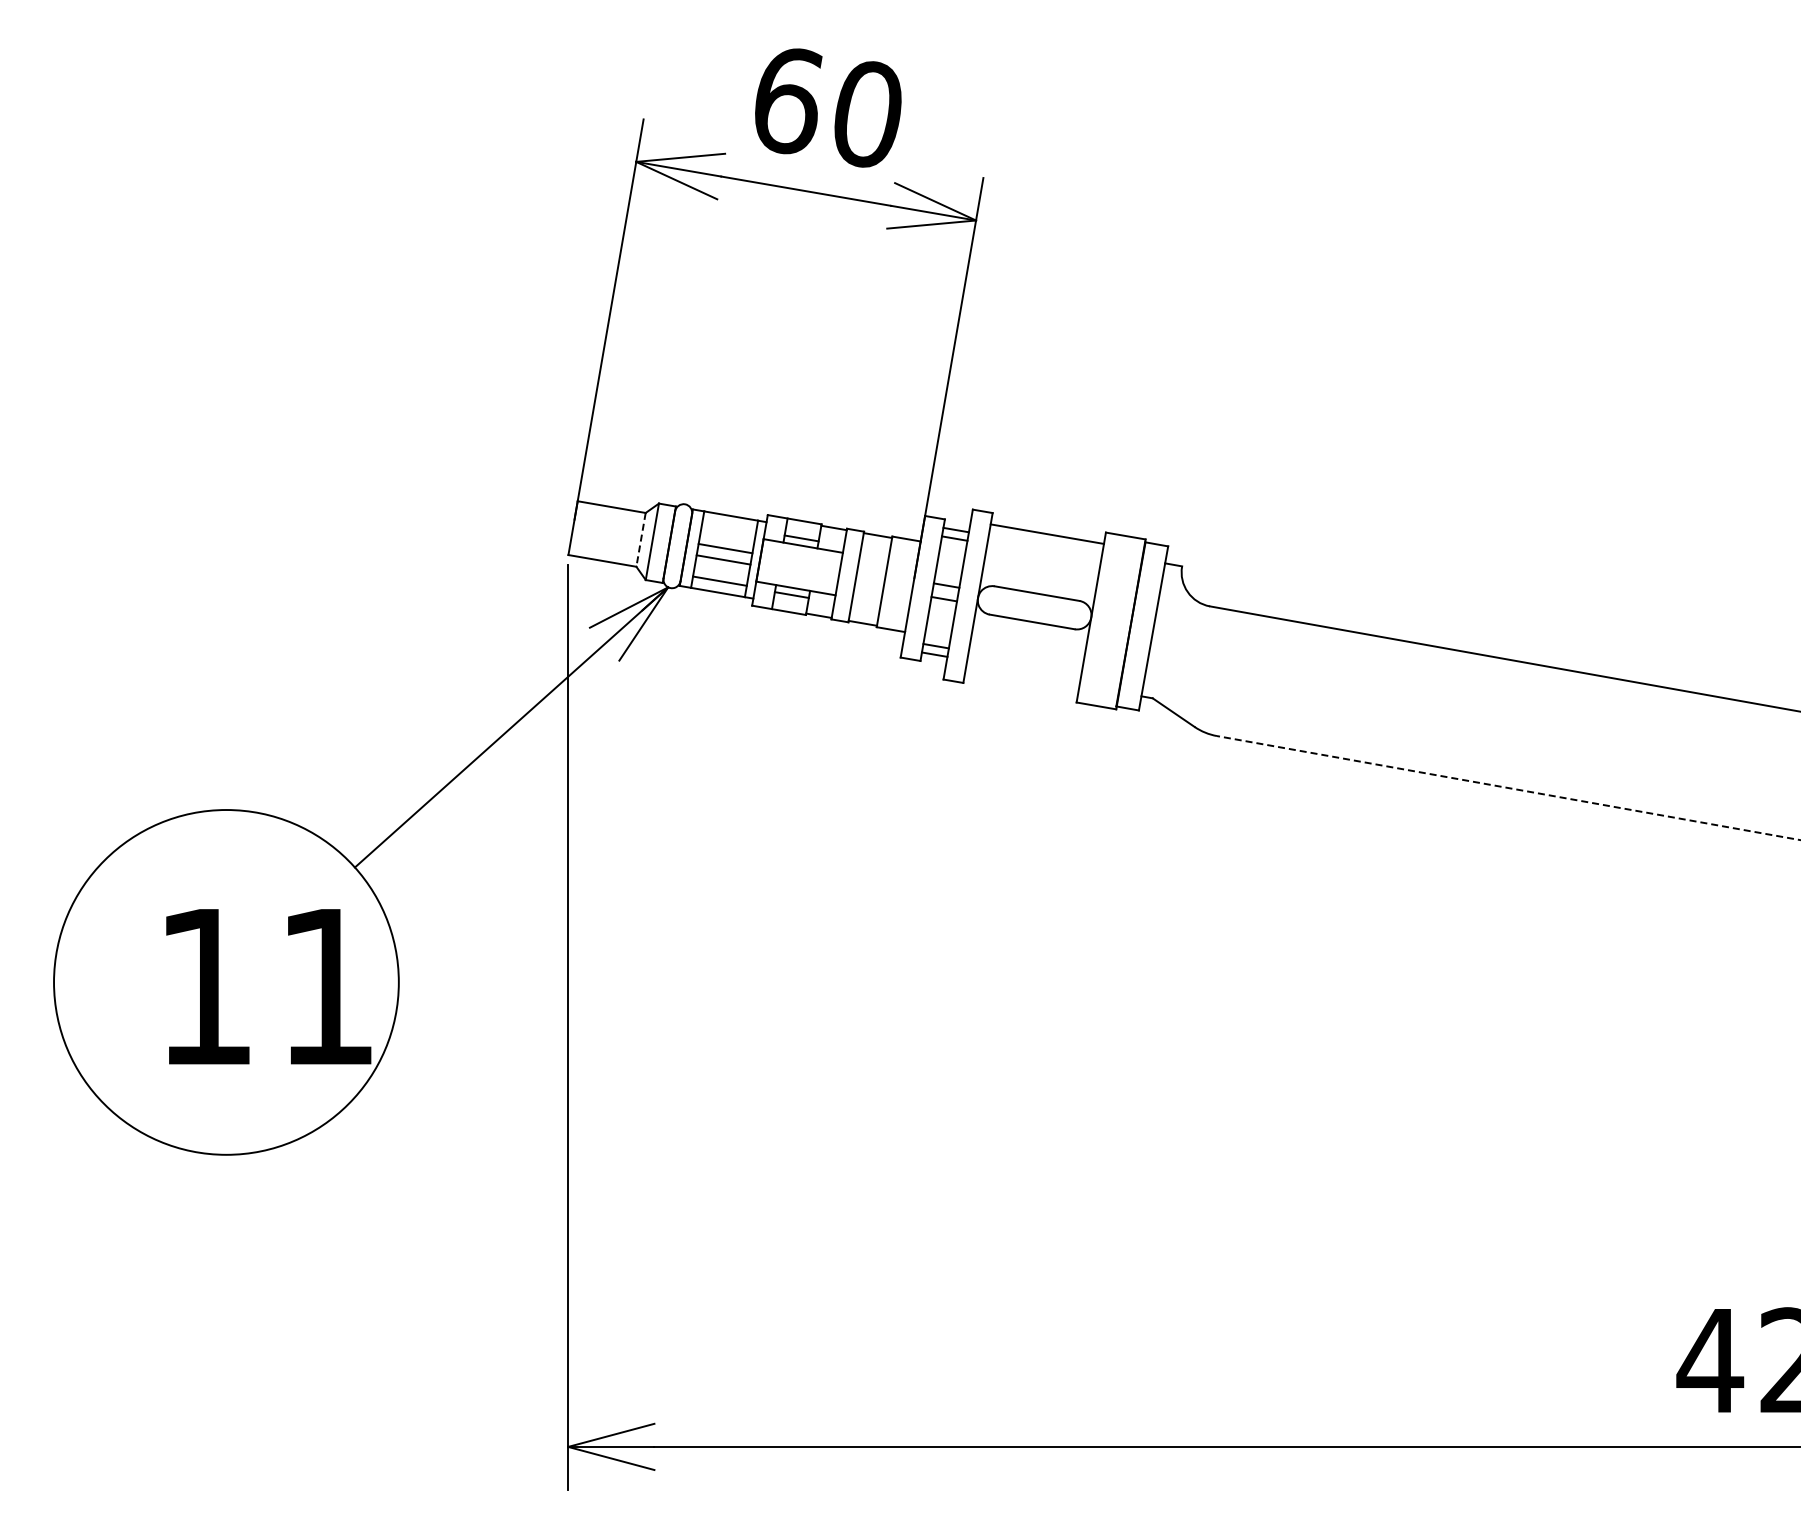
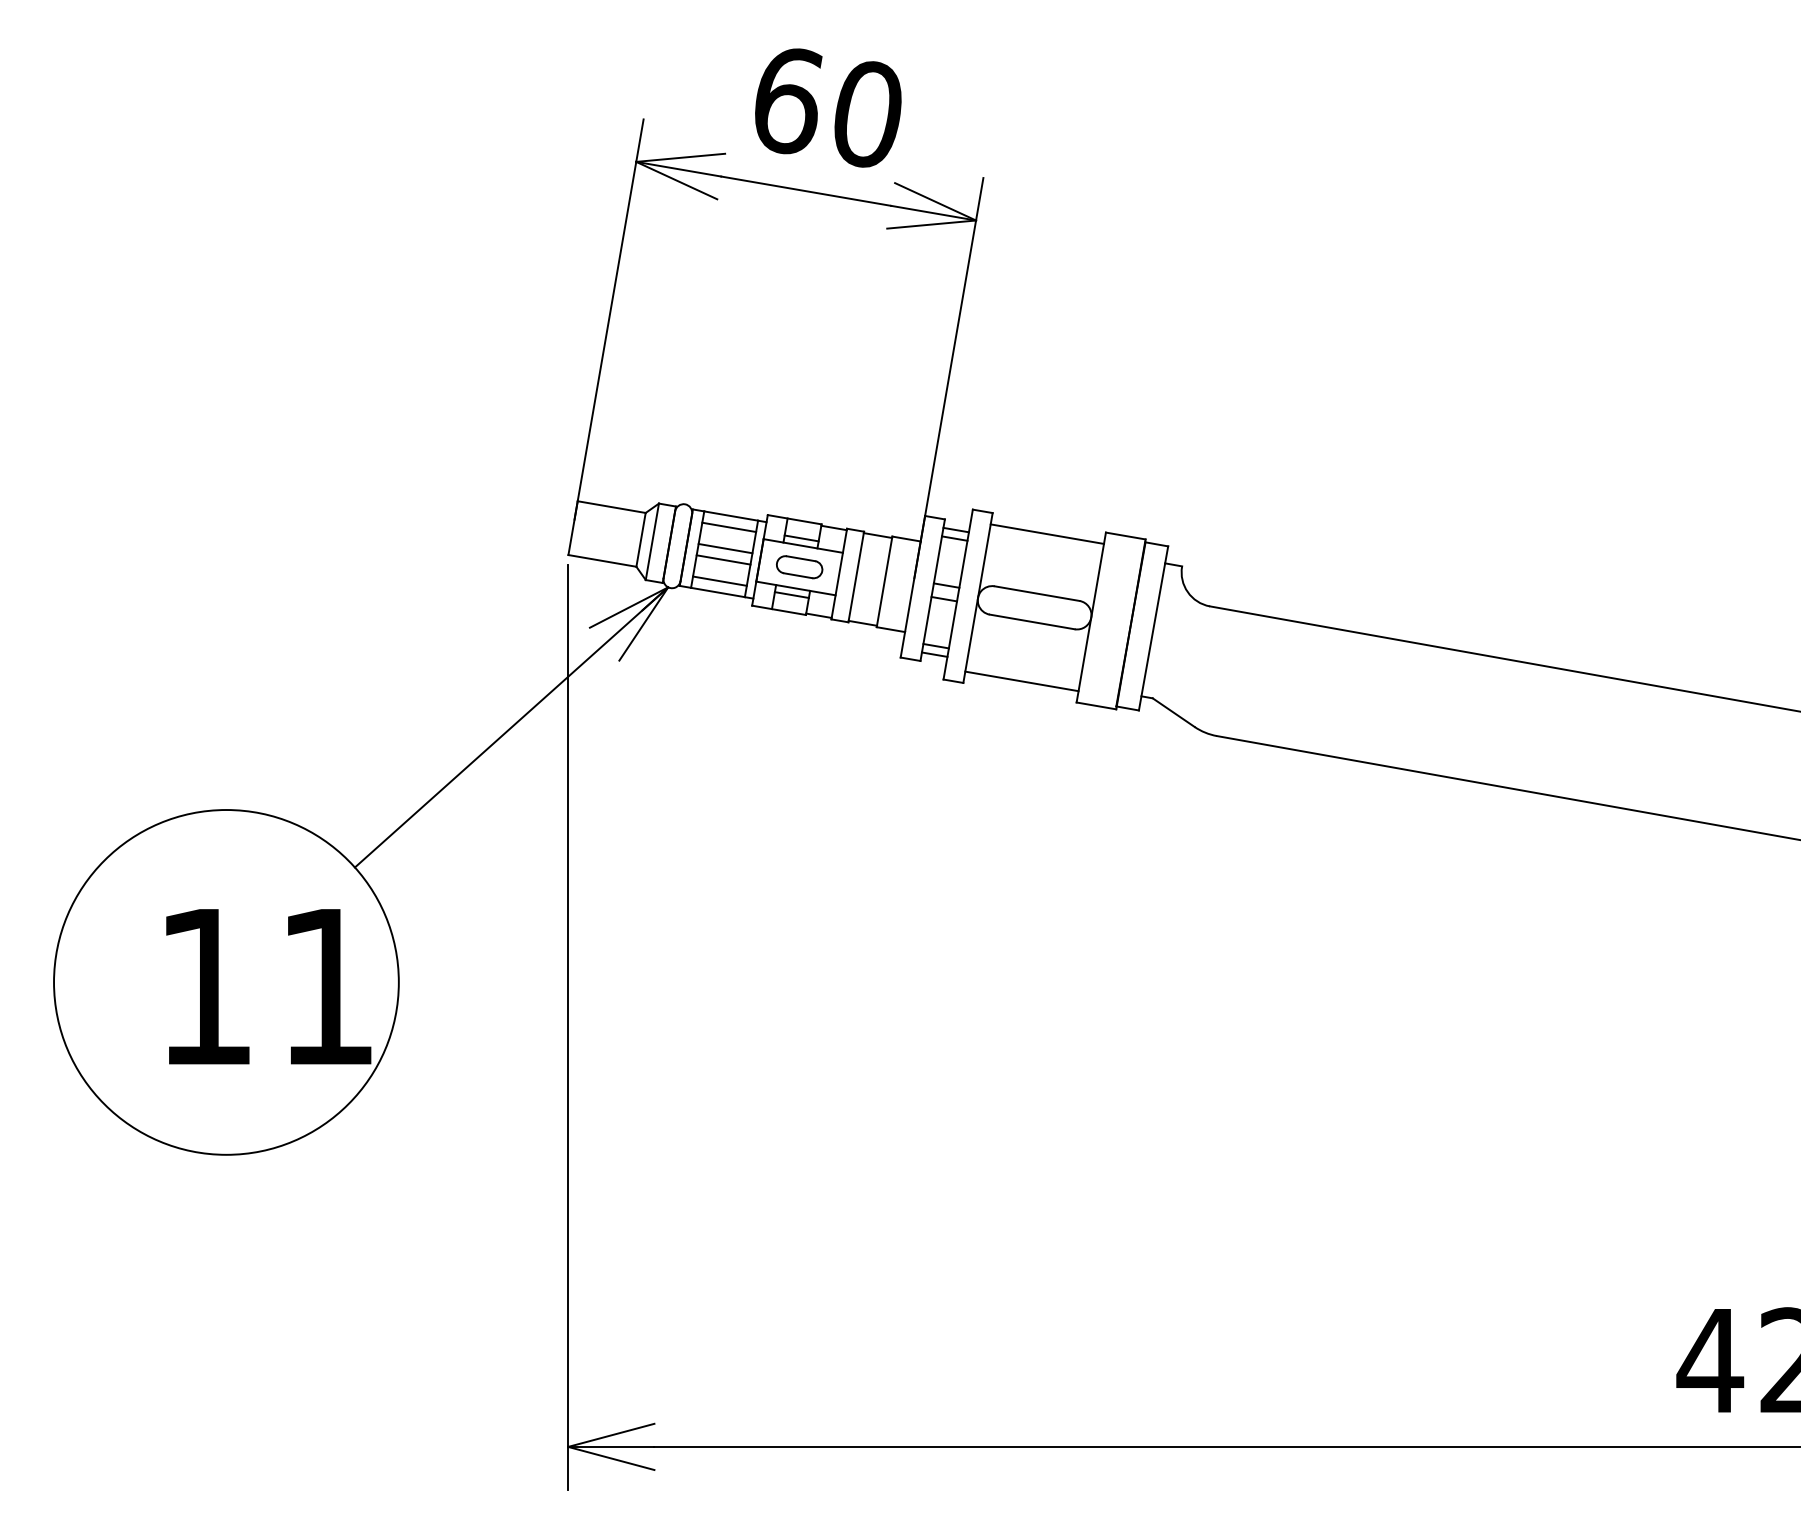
line: none -> present (729, 527)
line: dashed -> solid (640, 540)
part: none -> present (799, 567)
line: none -> present (1021, 681)
line: dashed -> solid (1508, 787)
